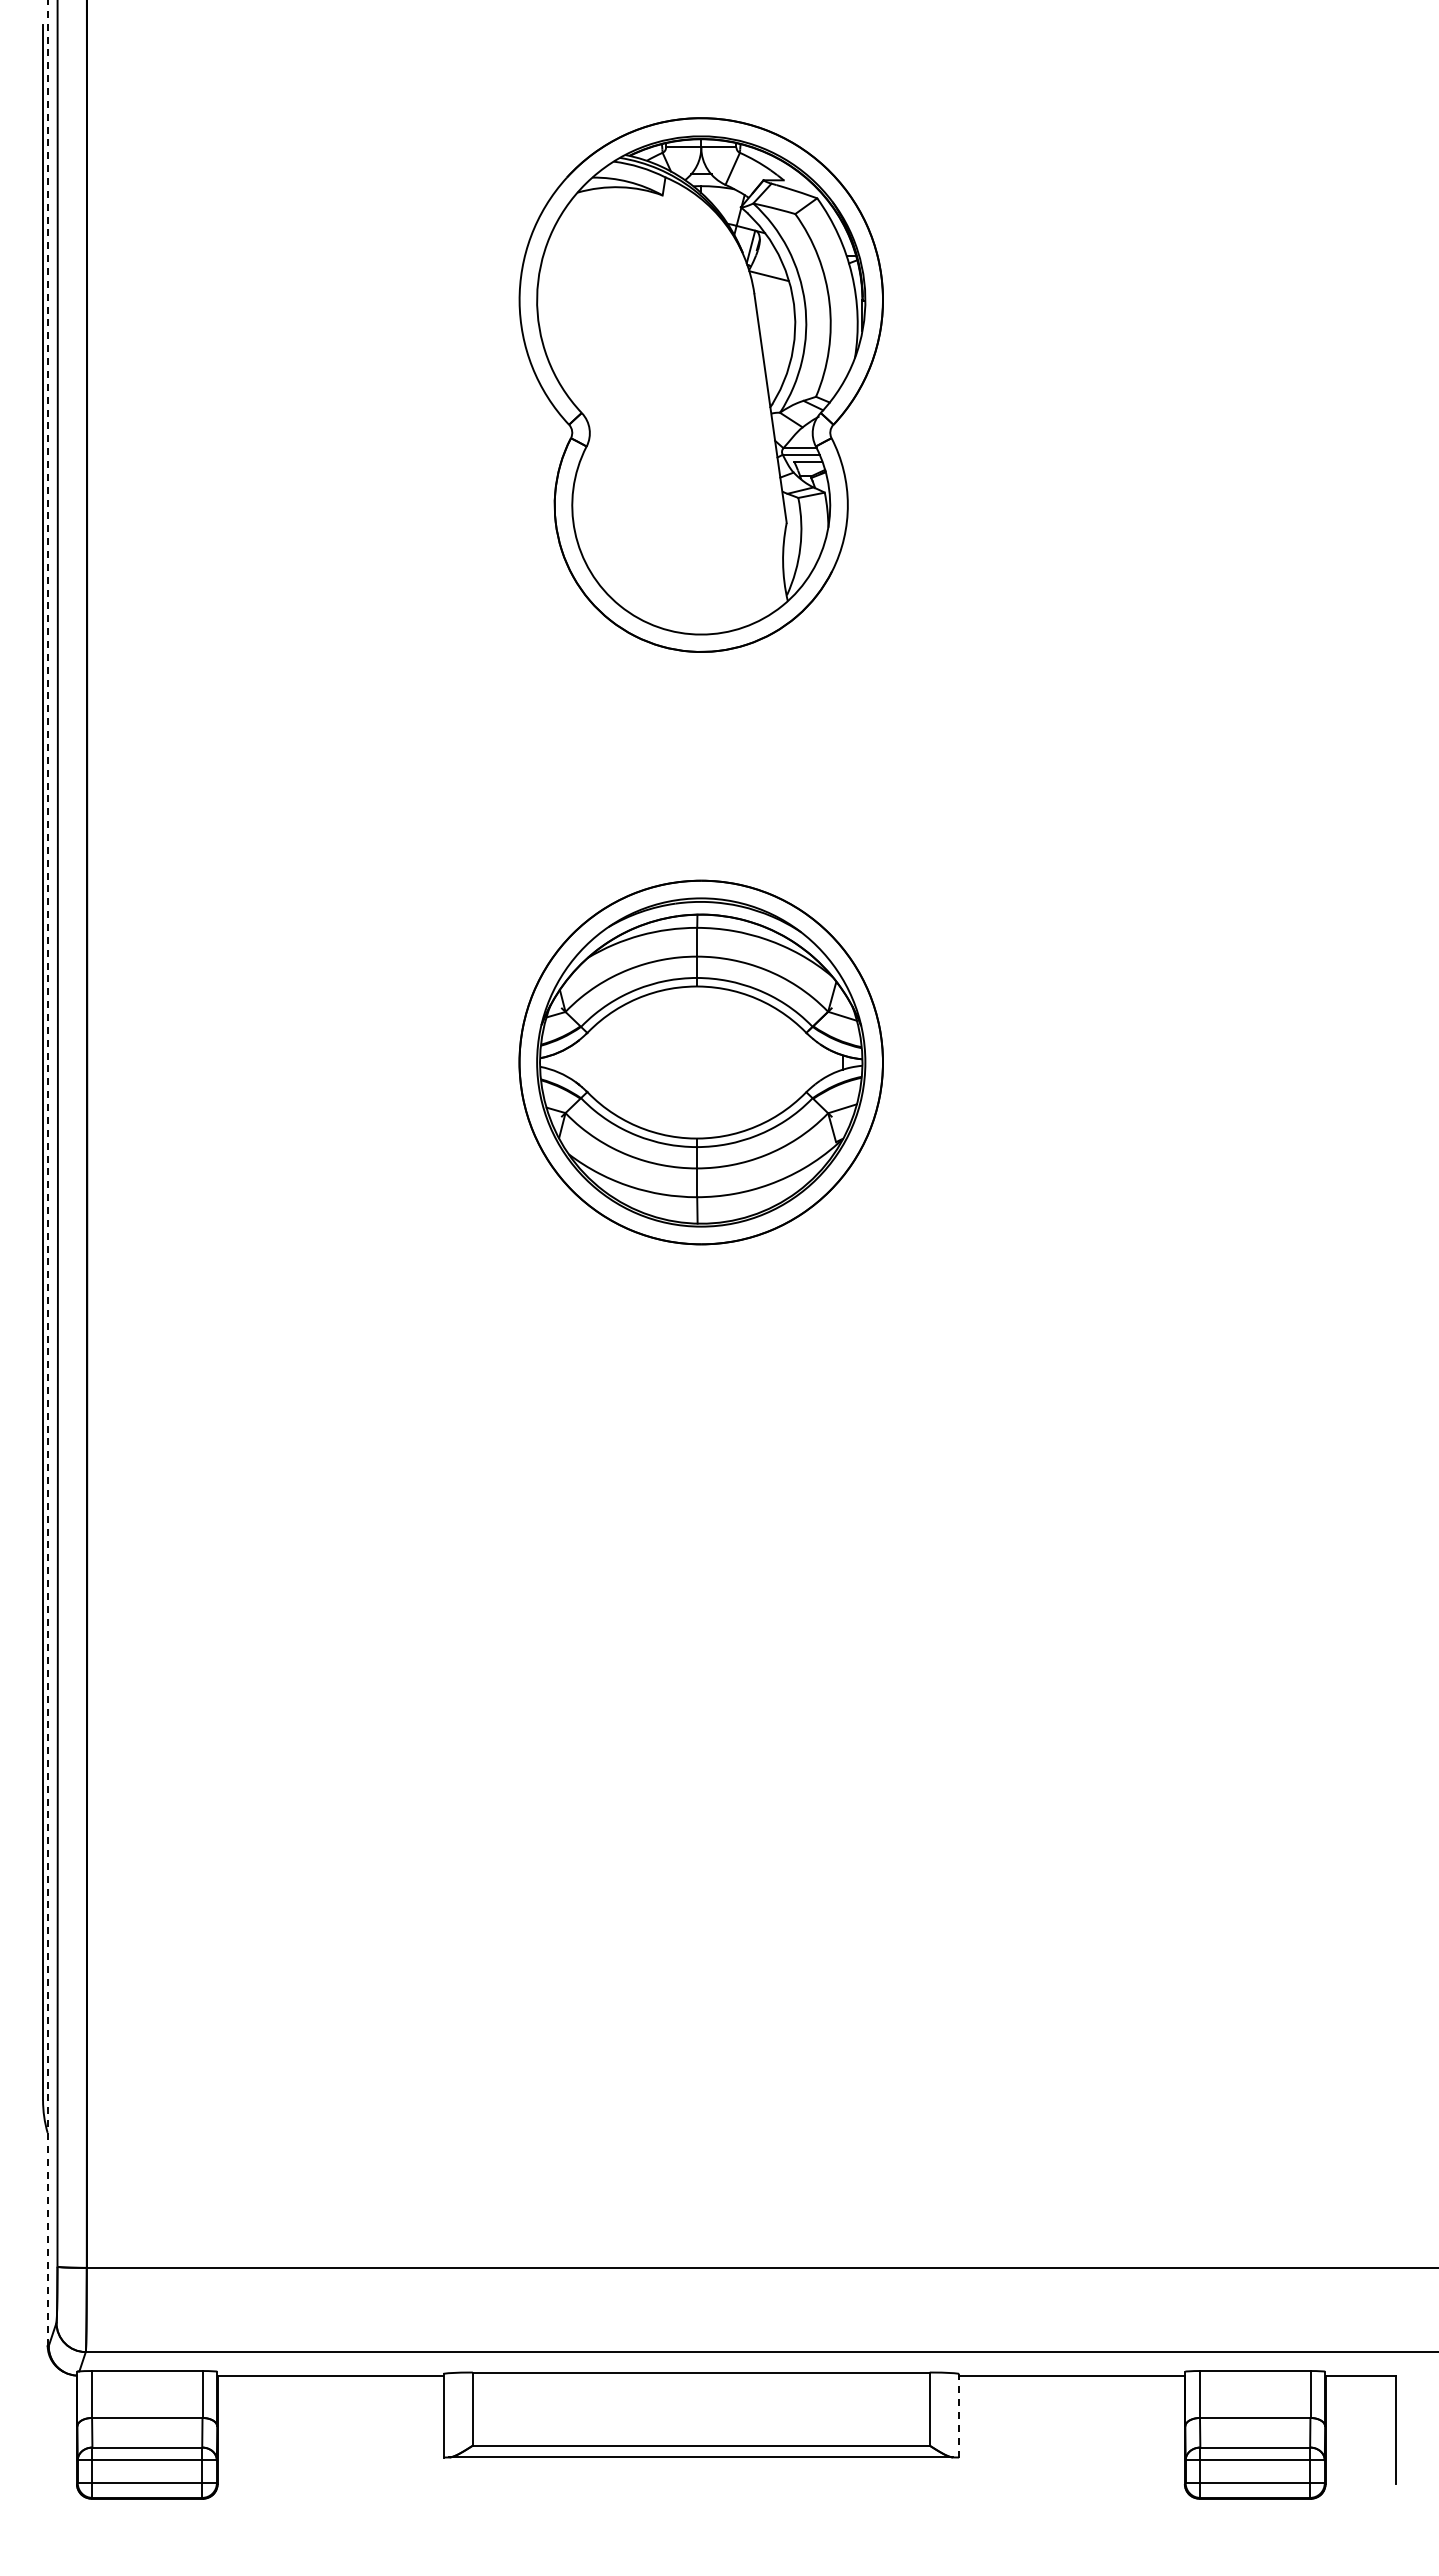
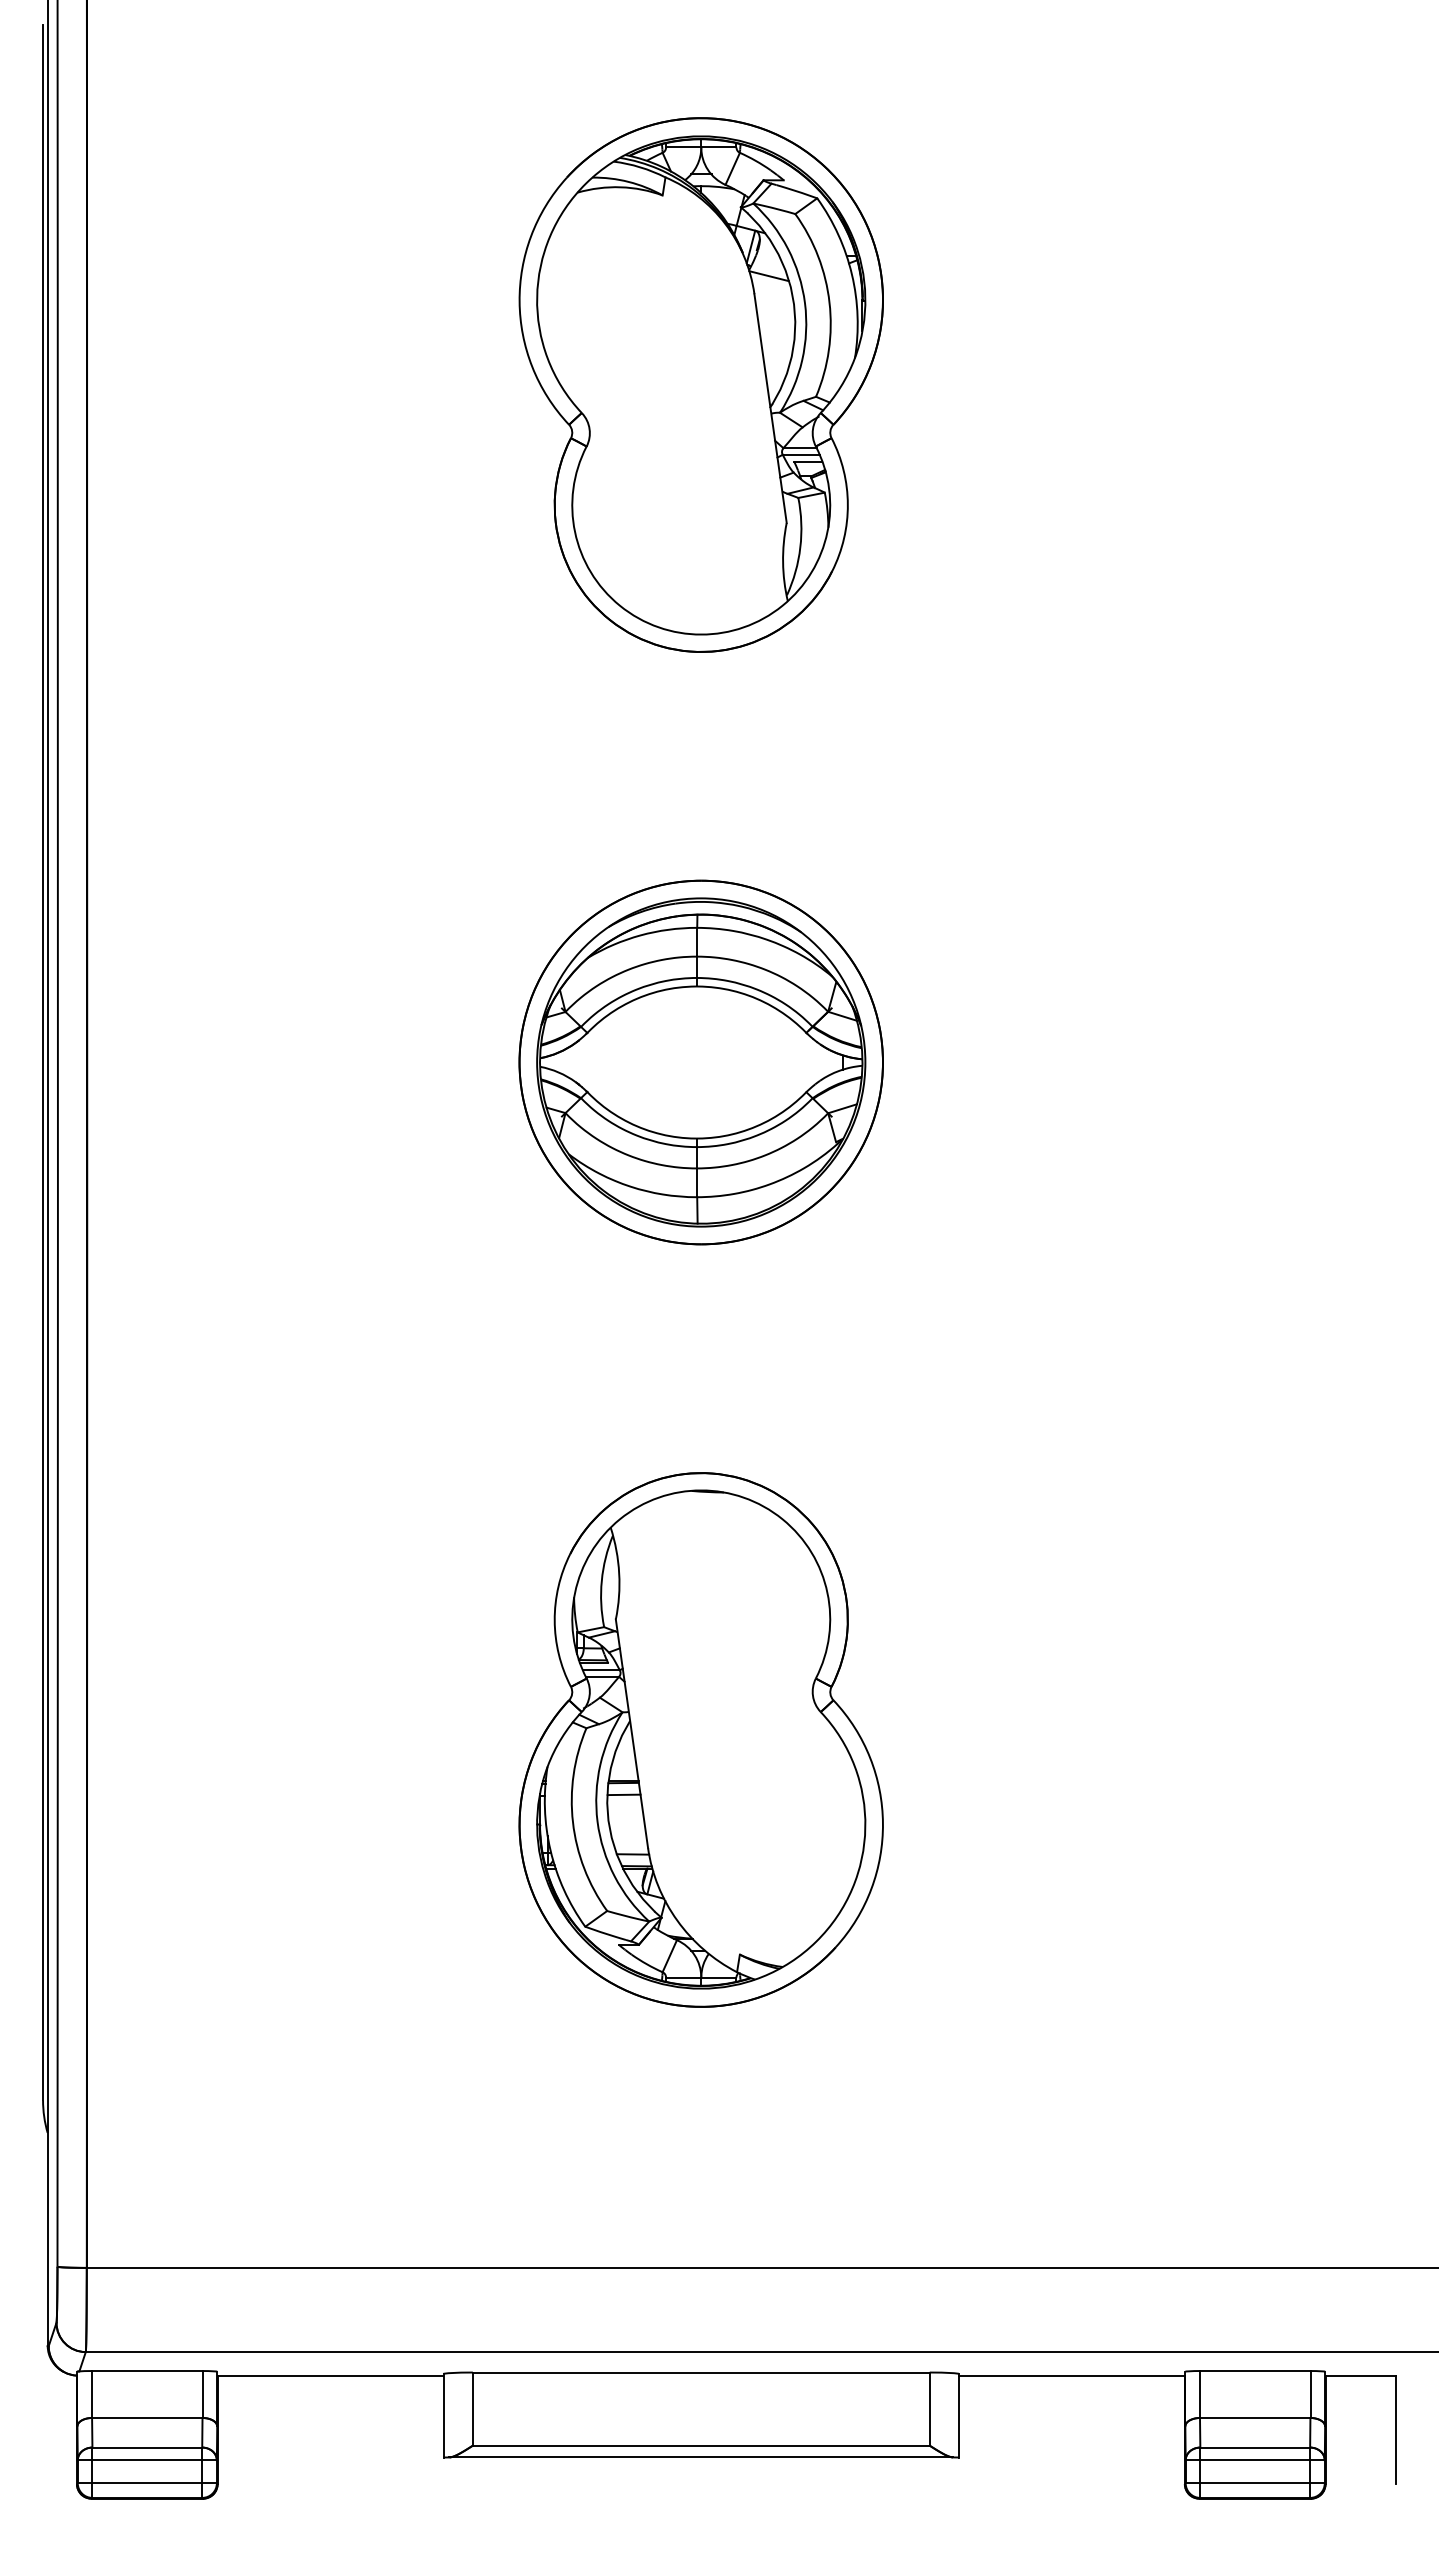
line: dashed -> solid (47, 1173)
part: none -> present (700, 1739)
line: dashed -> solid (959, 2415)
